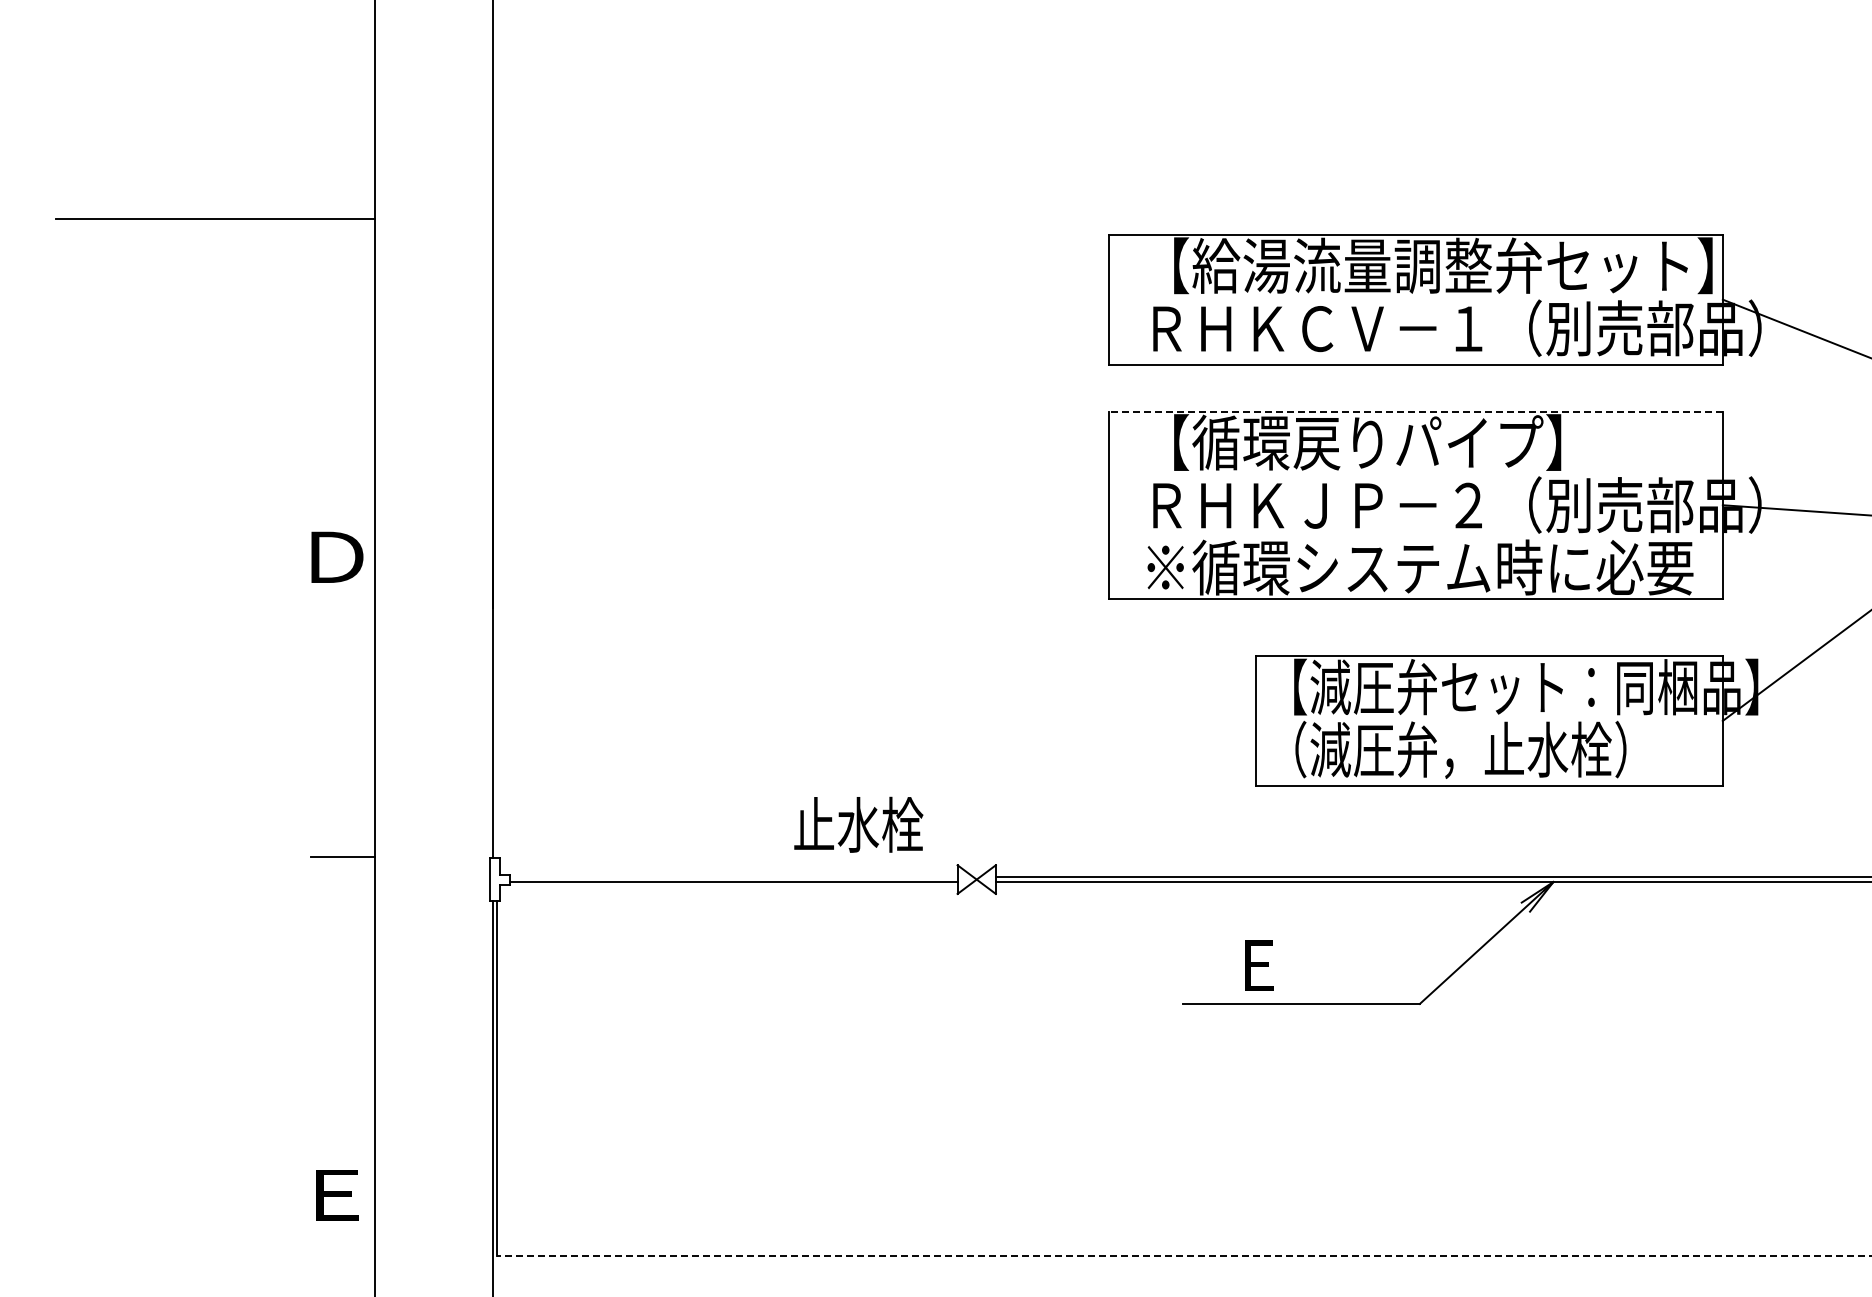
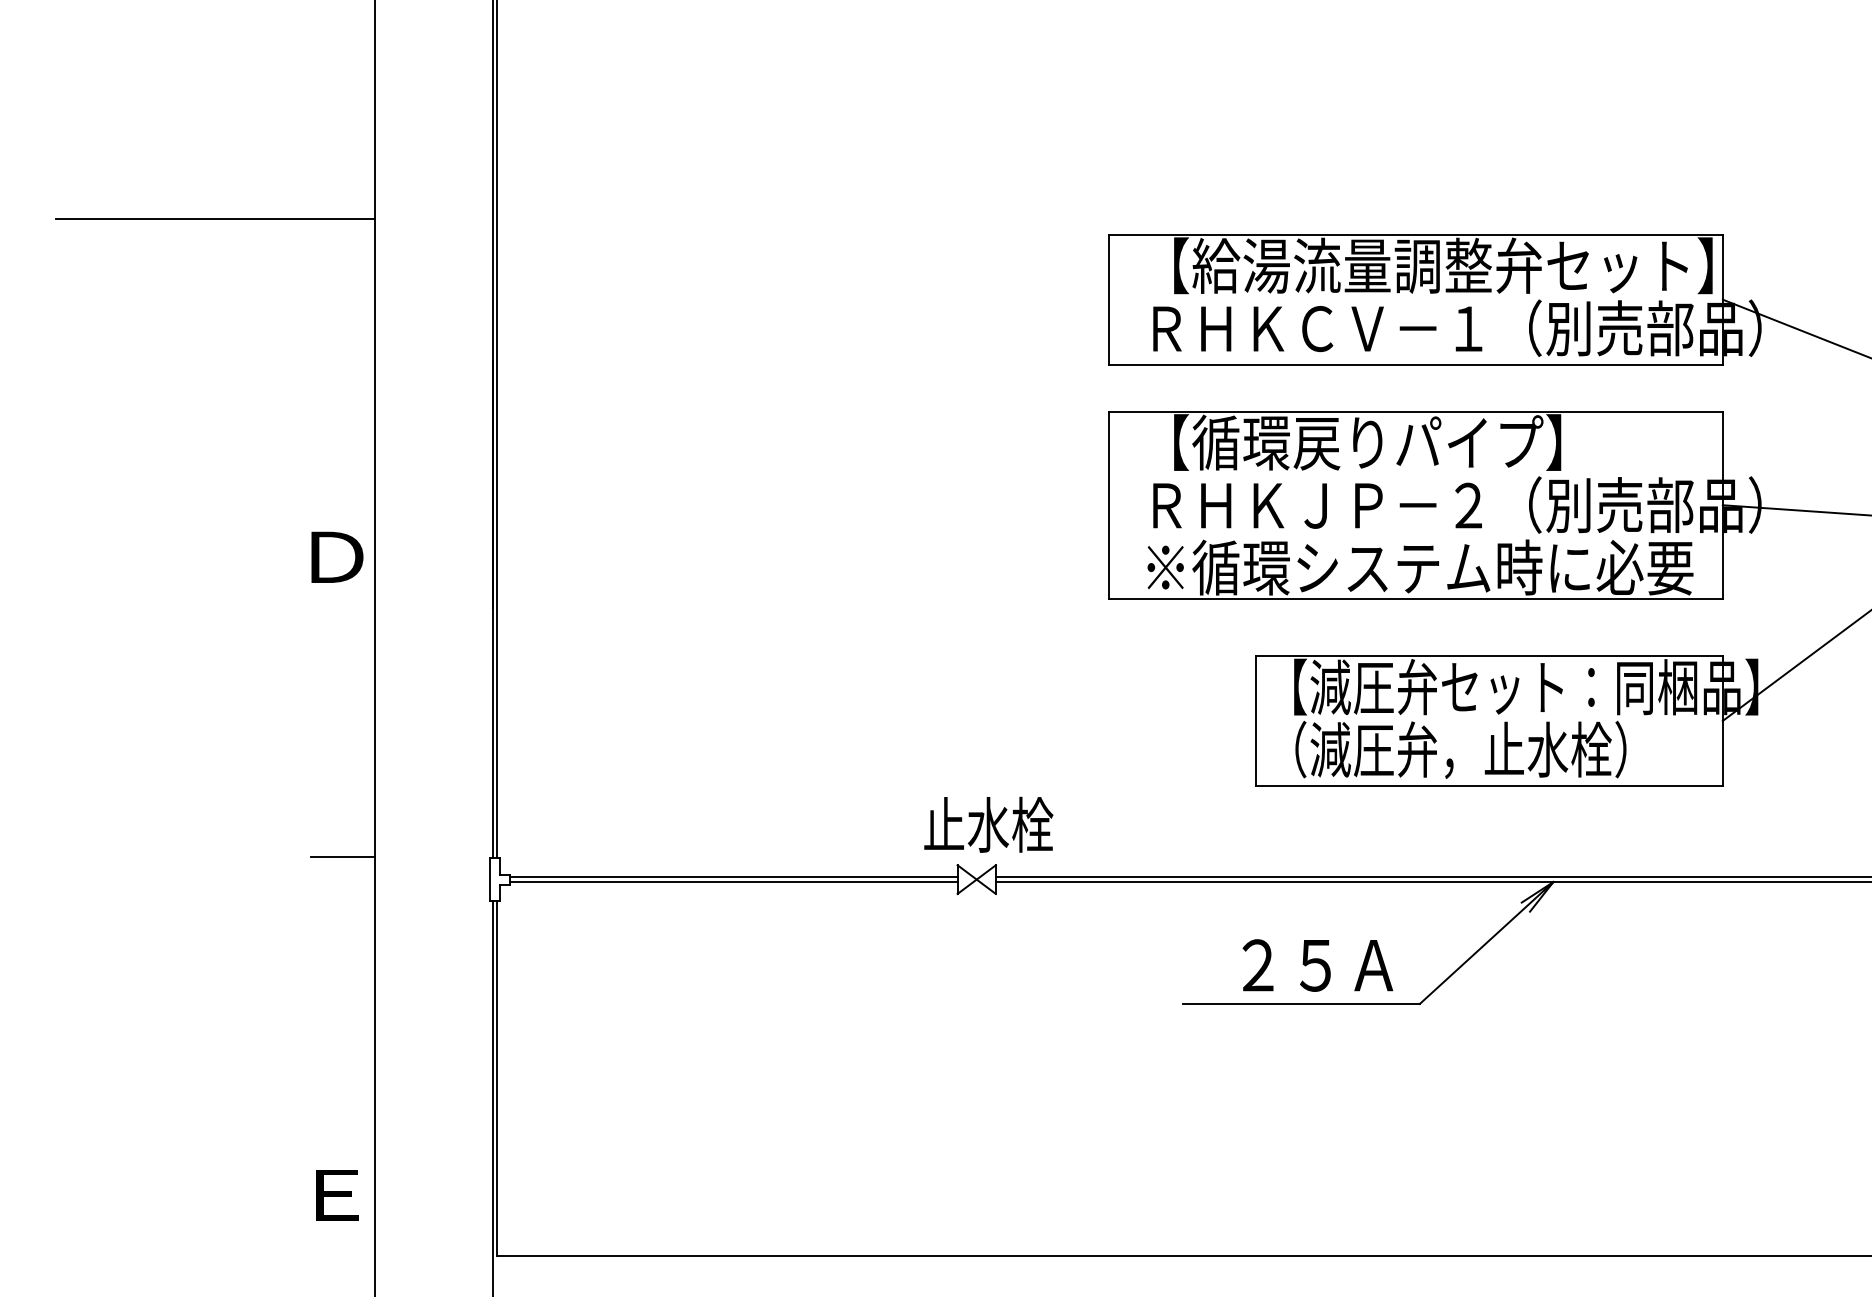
line: dashed -> solid (1415, 411)
line: none -> present (497, 430)
text position: (858, 824) -> (988, 824) (988, 824)
line: none -> present (733, 877)
text: Ｅ -> ２５Ａ (1317, 965)
line: dashed -> solid (1184, 1255)
